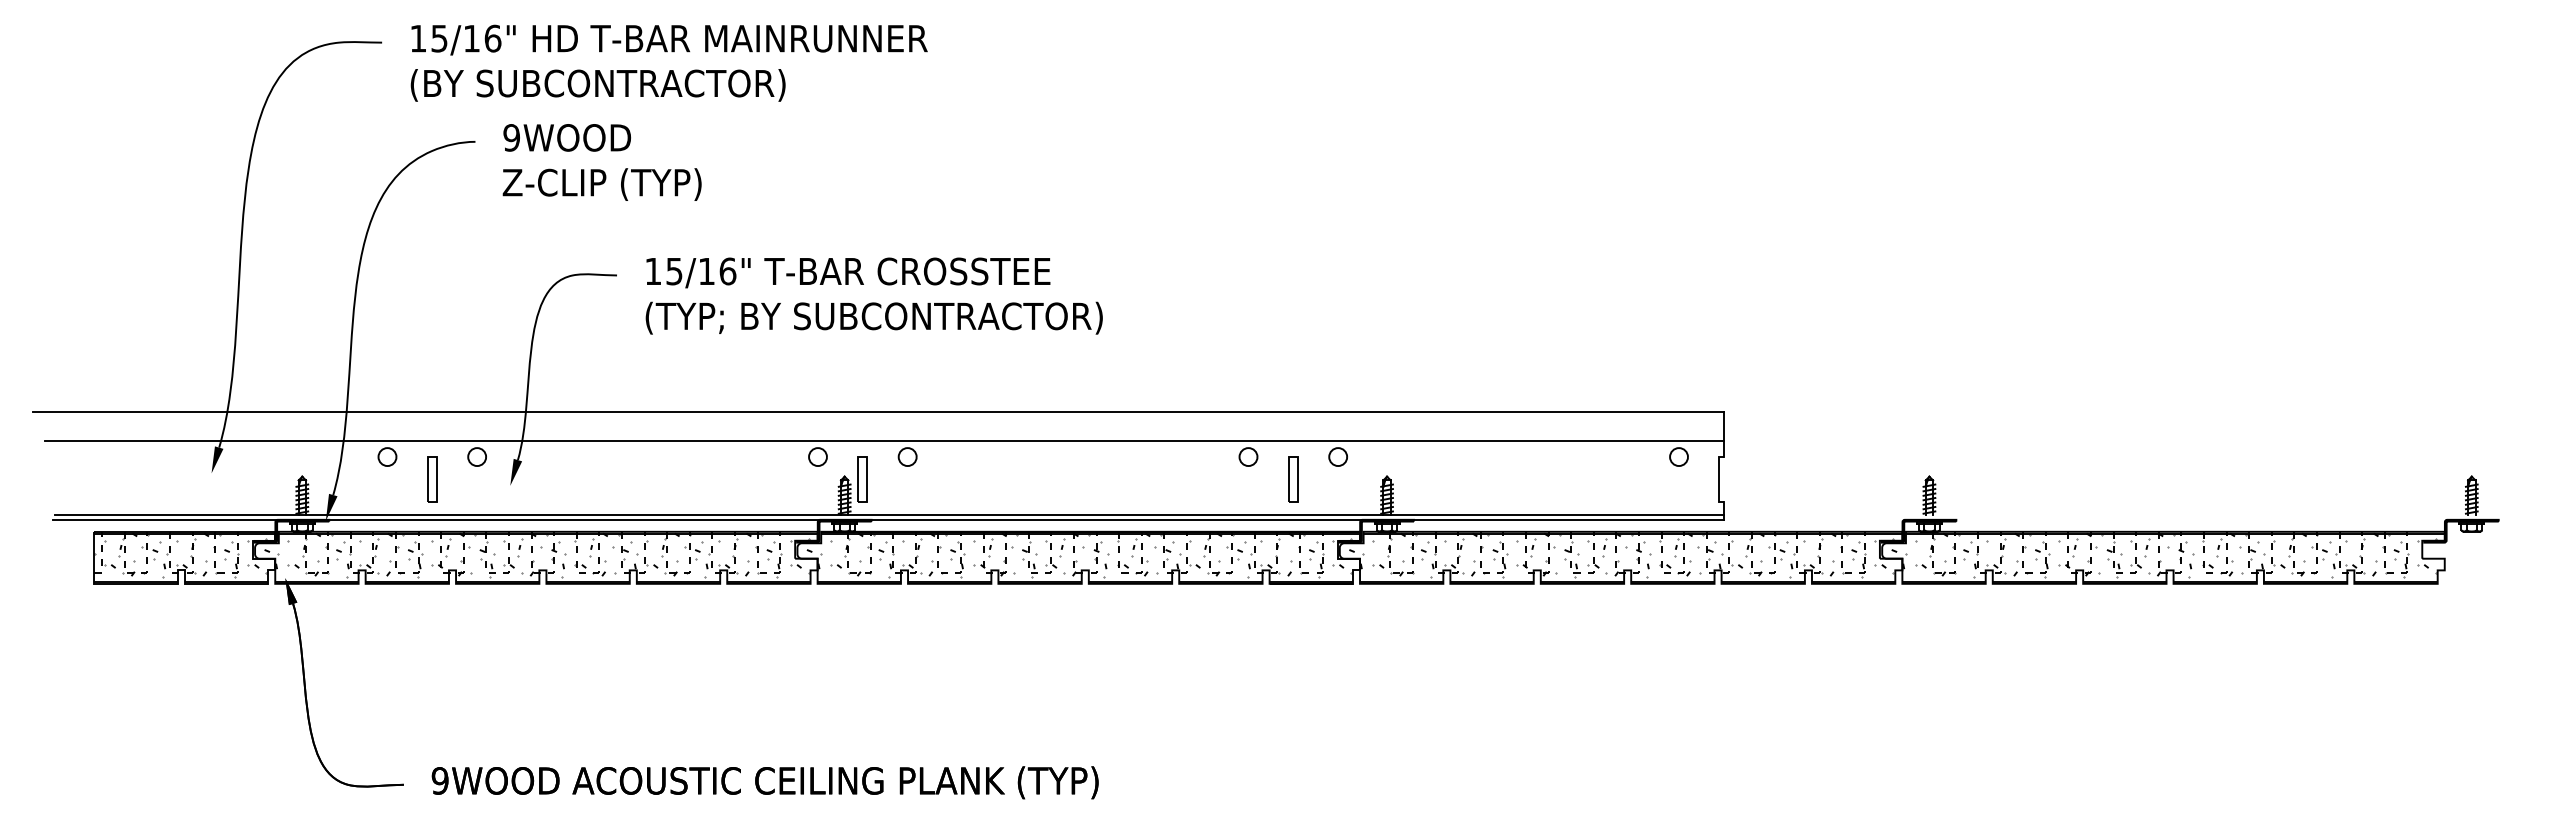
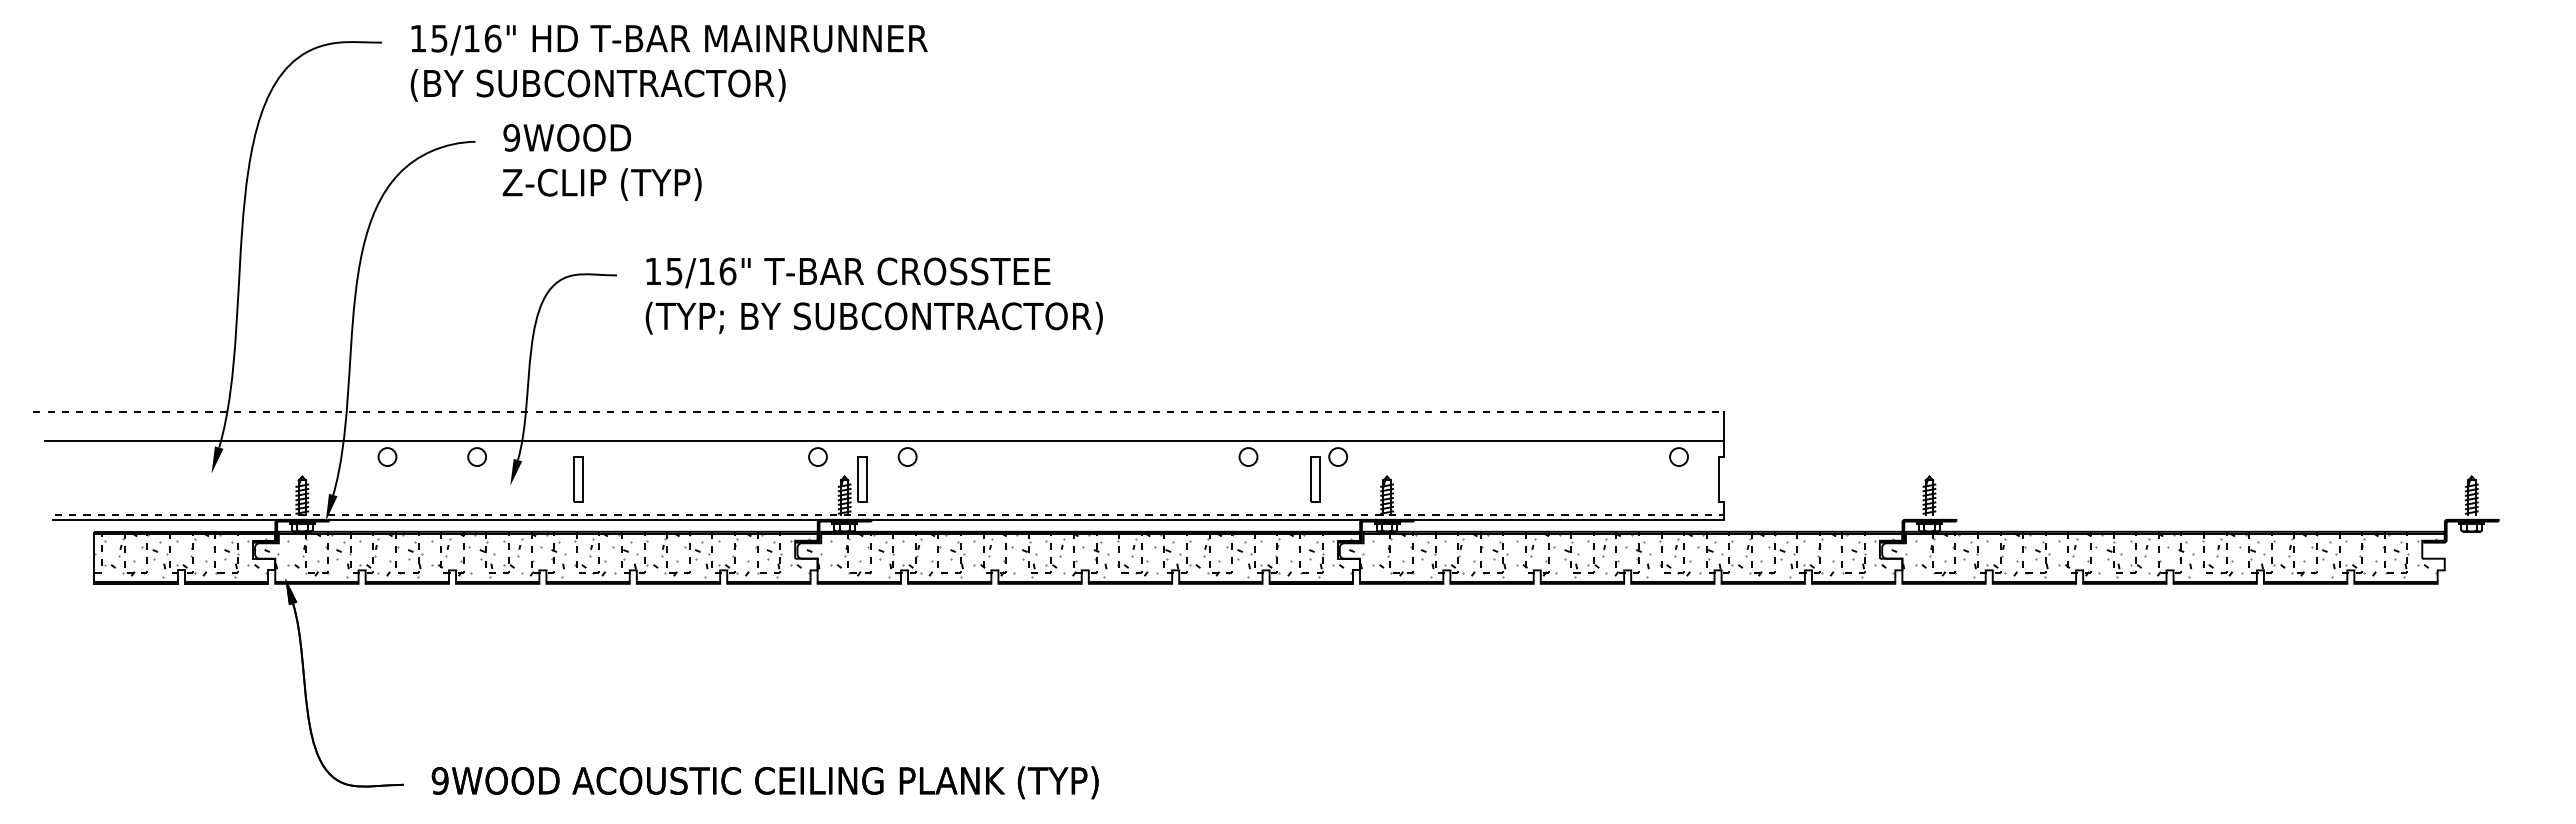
line: solid -> dashed (879, 412)
part position: (432, 479) -> (578, 479) (578, 479)
part position: (1293, 479) -> (1315, 479) (1315, 479)
line: solid -> dashed (889, 515)
